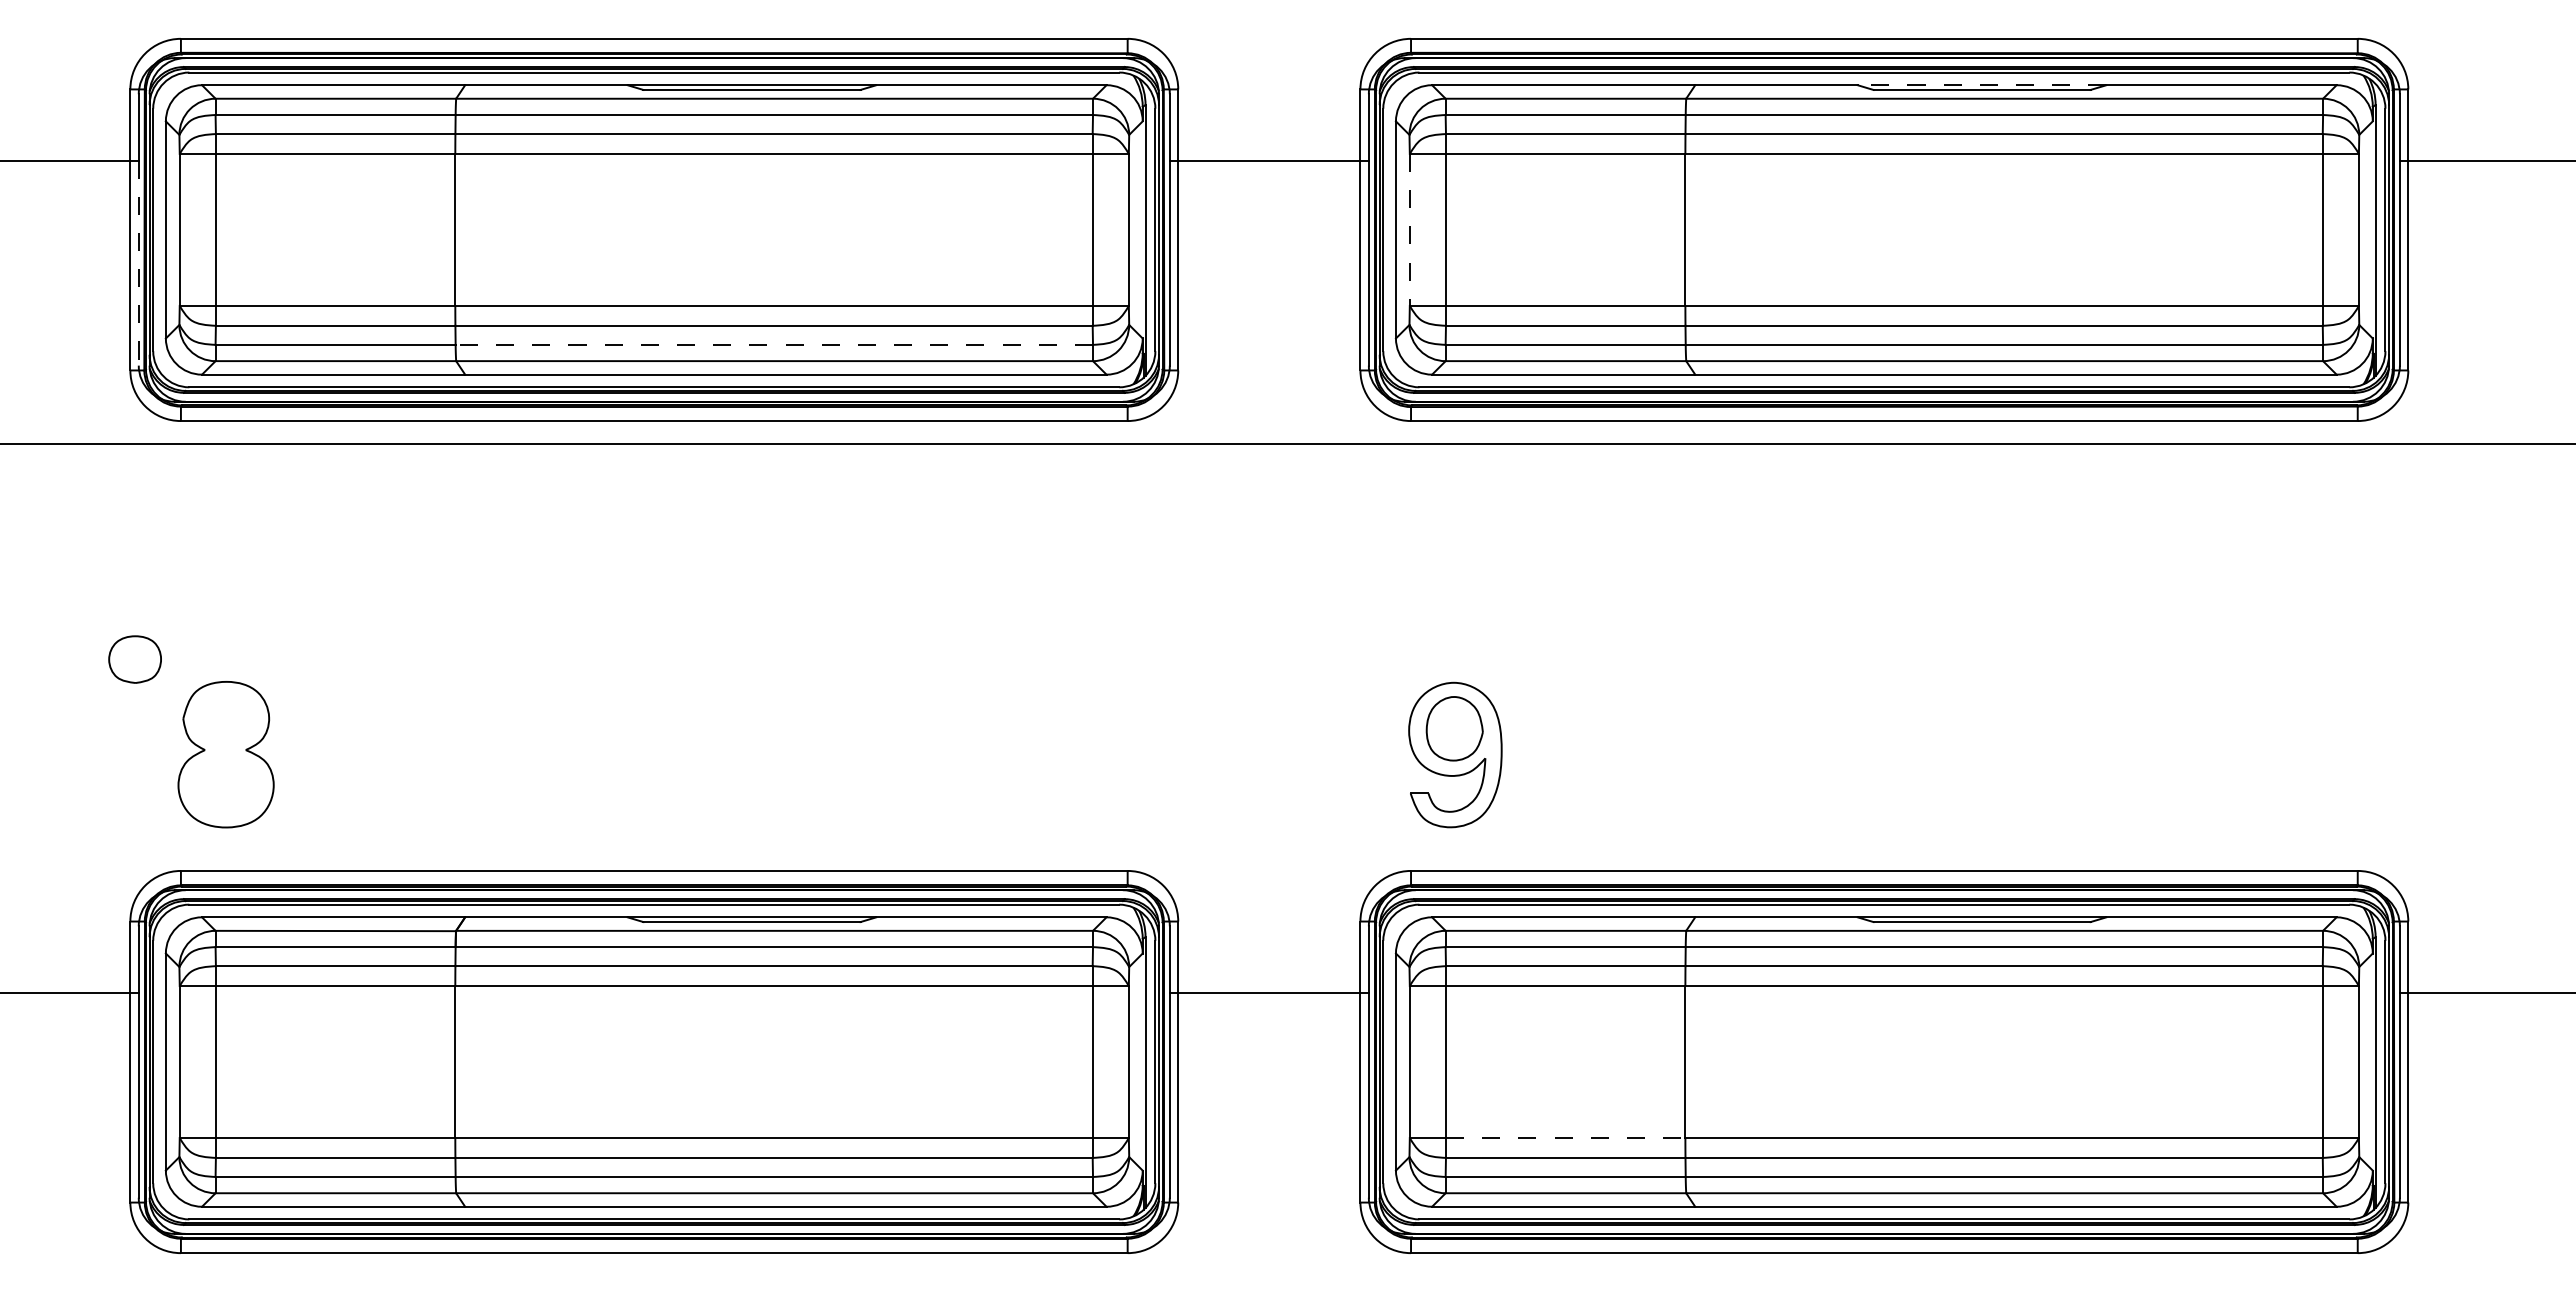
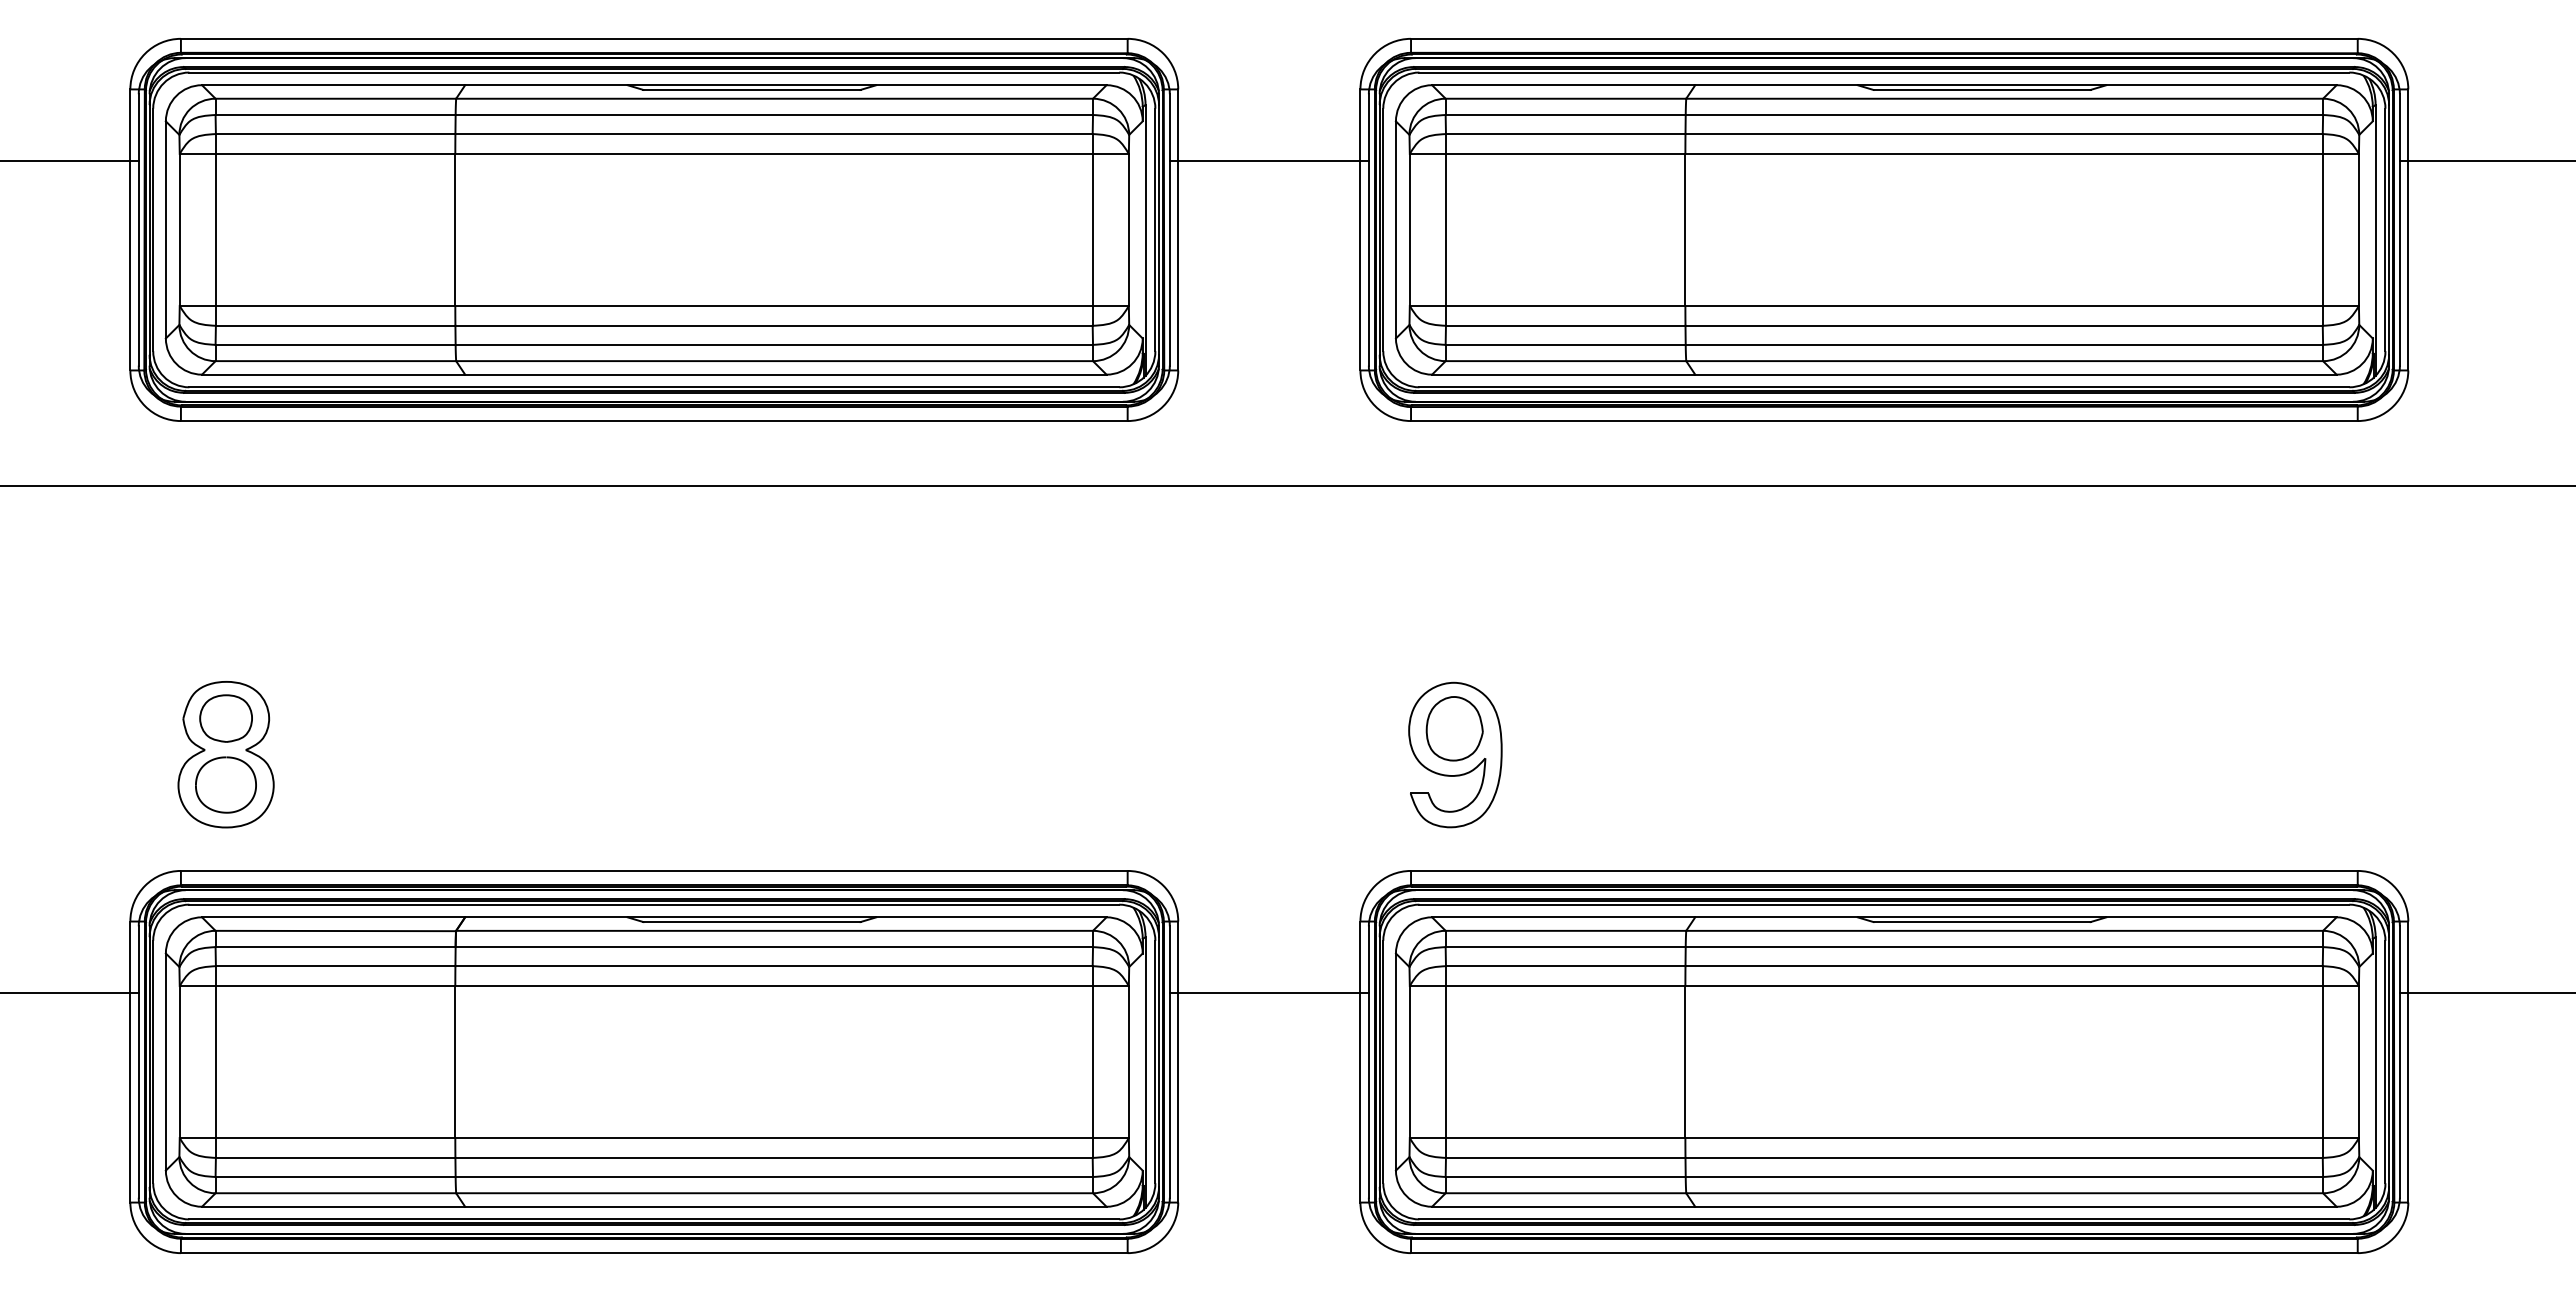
line: dashed -> solid (1981, 85)
line: dashed -> solid (1409, 229)
line: dashed -> solid (138, 263)
line: dashed -> solid (774, 344)
line position: (1287, 444) -> (1287, 486) (1287, 486)
part position: (134, 659) -> (225, 718) (225, 718)
part: none -> present (225, 784)
line: dashed -> solid (1565, 1138)
